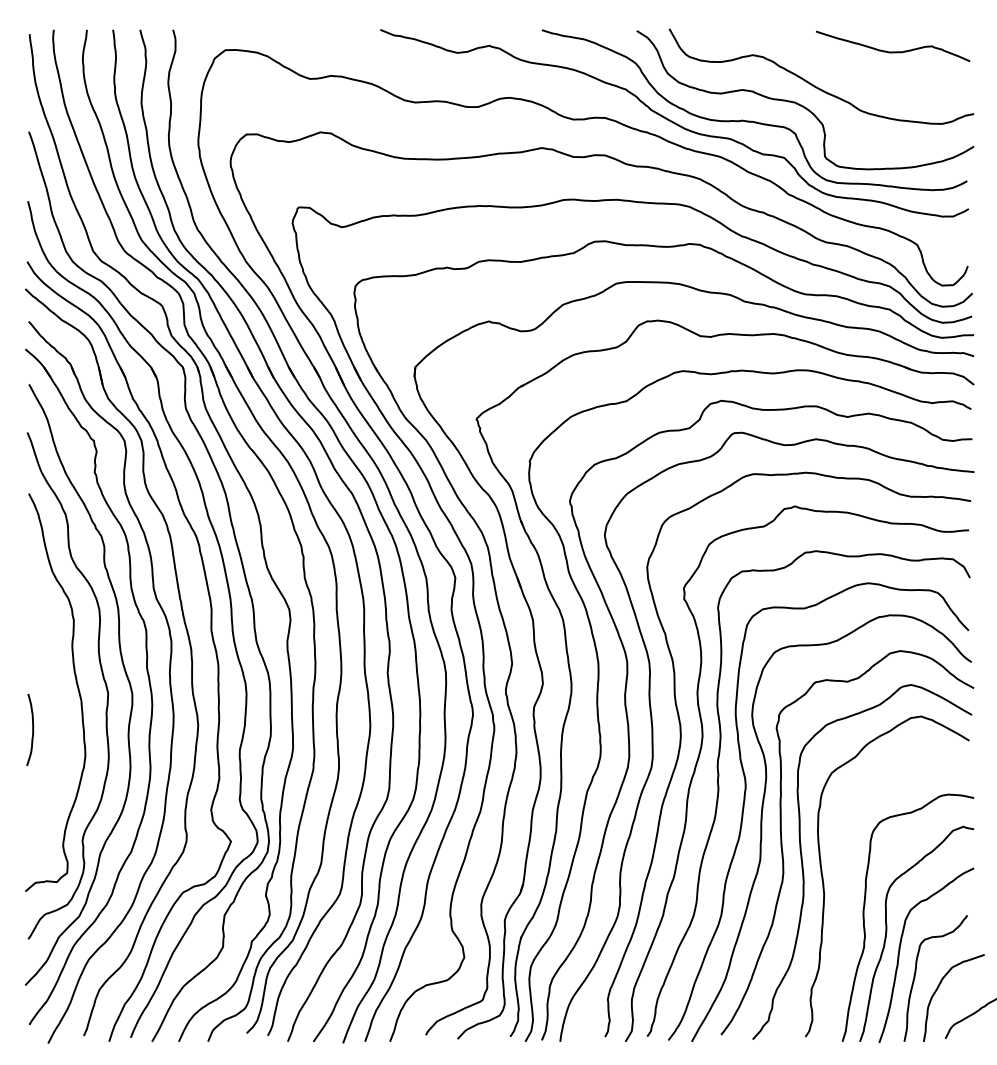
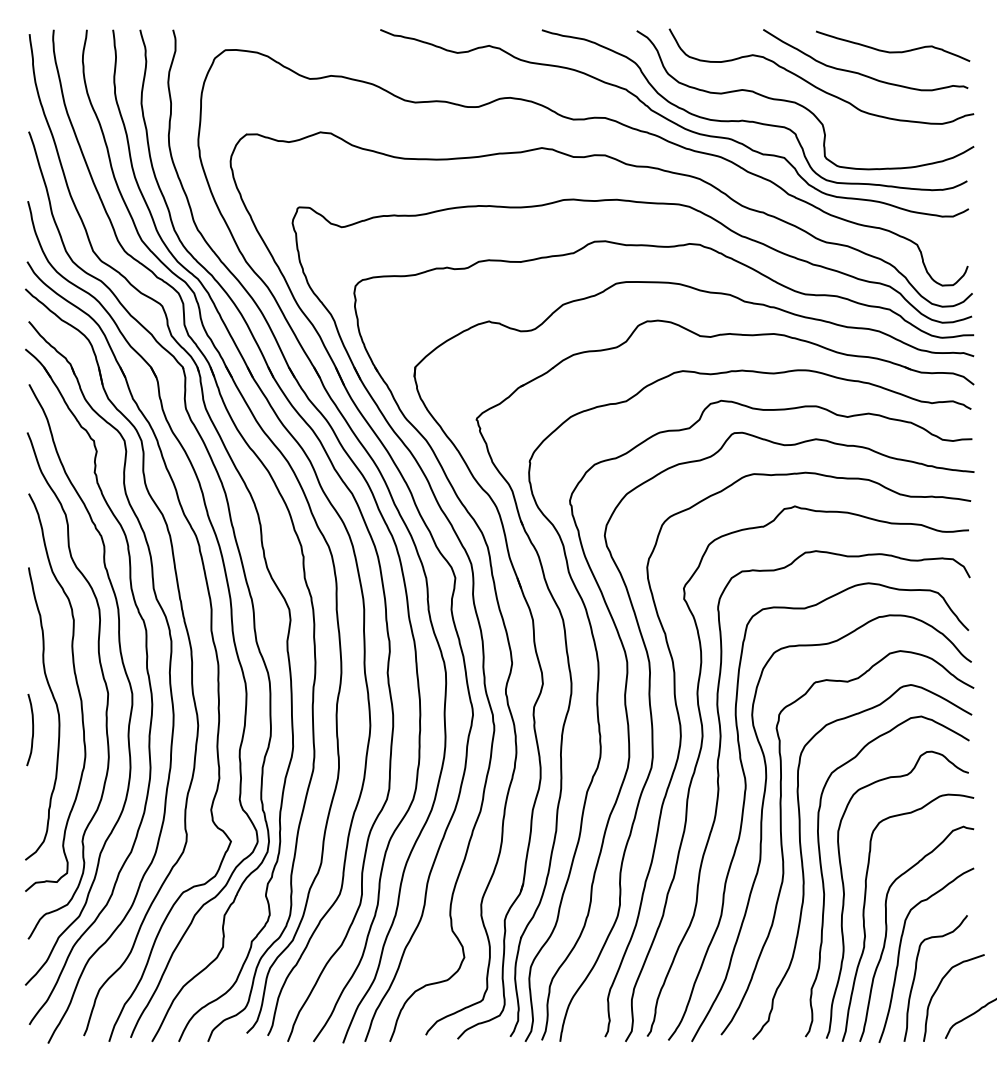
curve: none -> present (859, 72)
curve: none -> present (56, 709)
curve: none -> present (844, 894)
